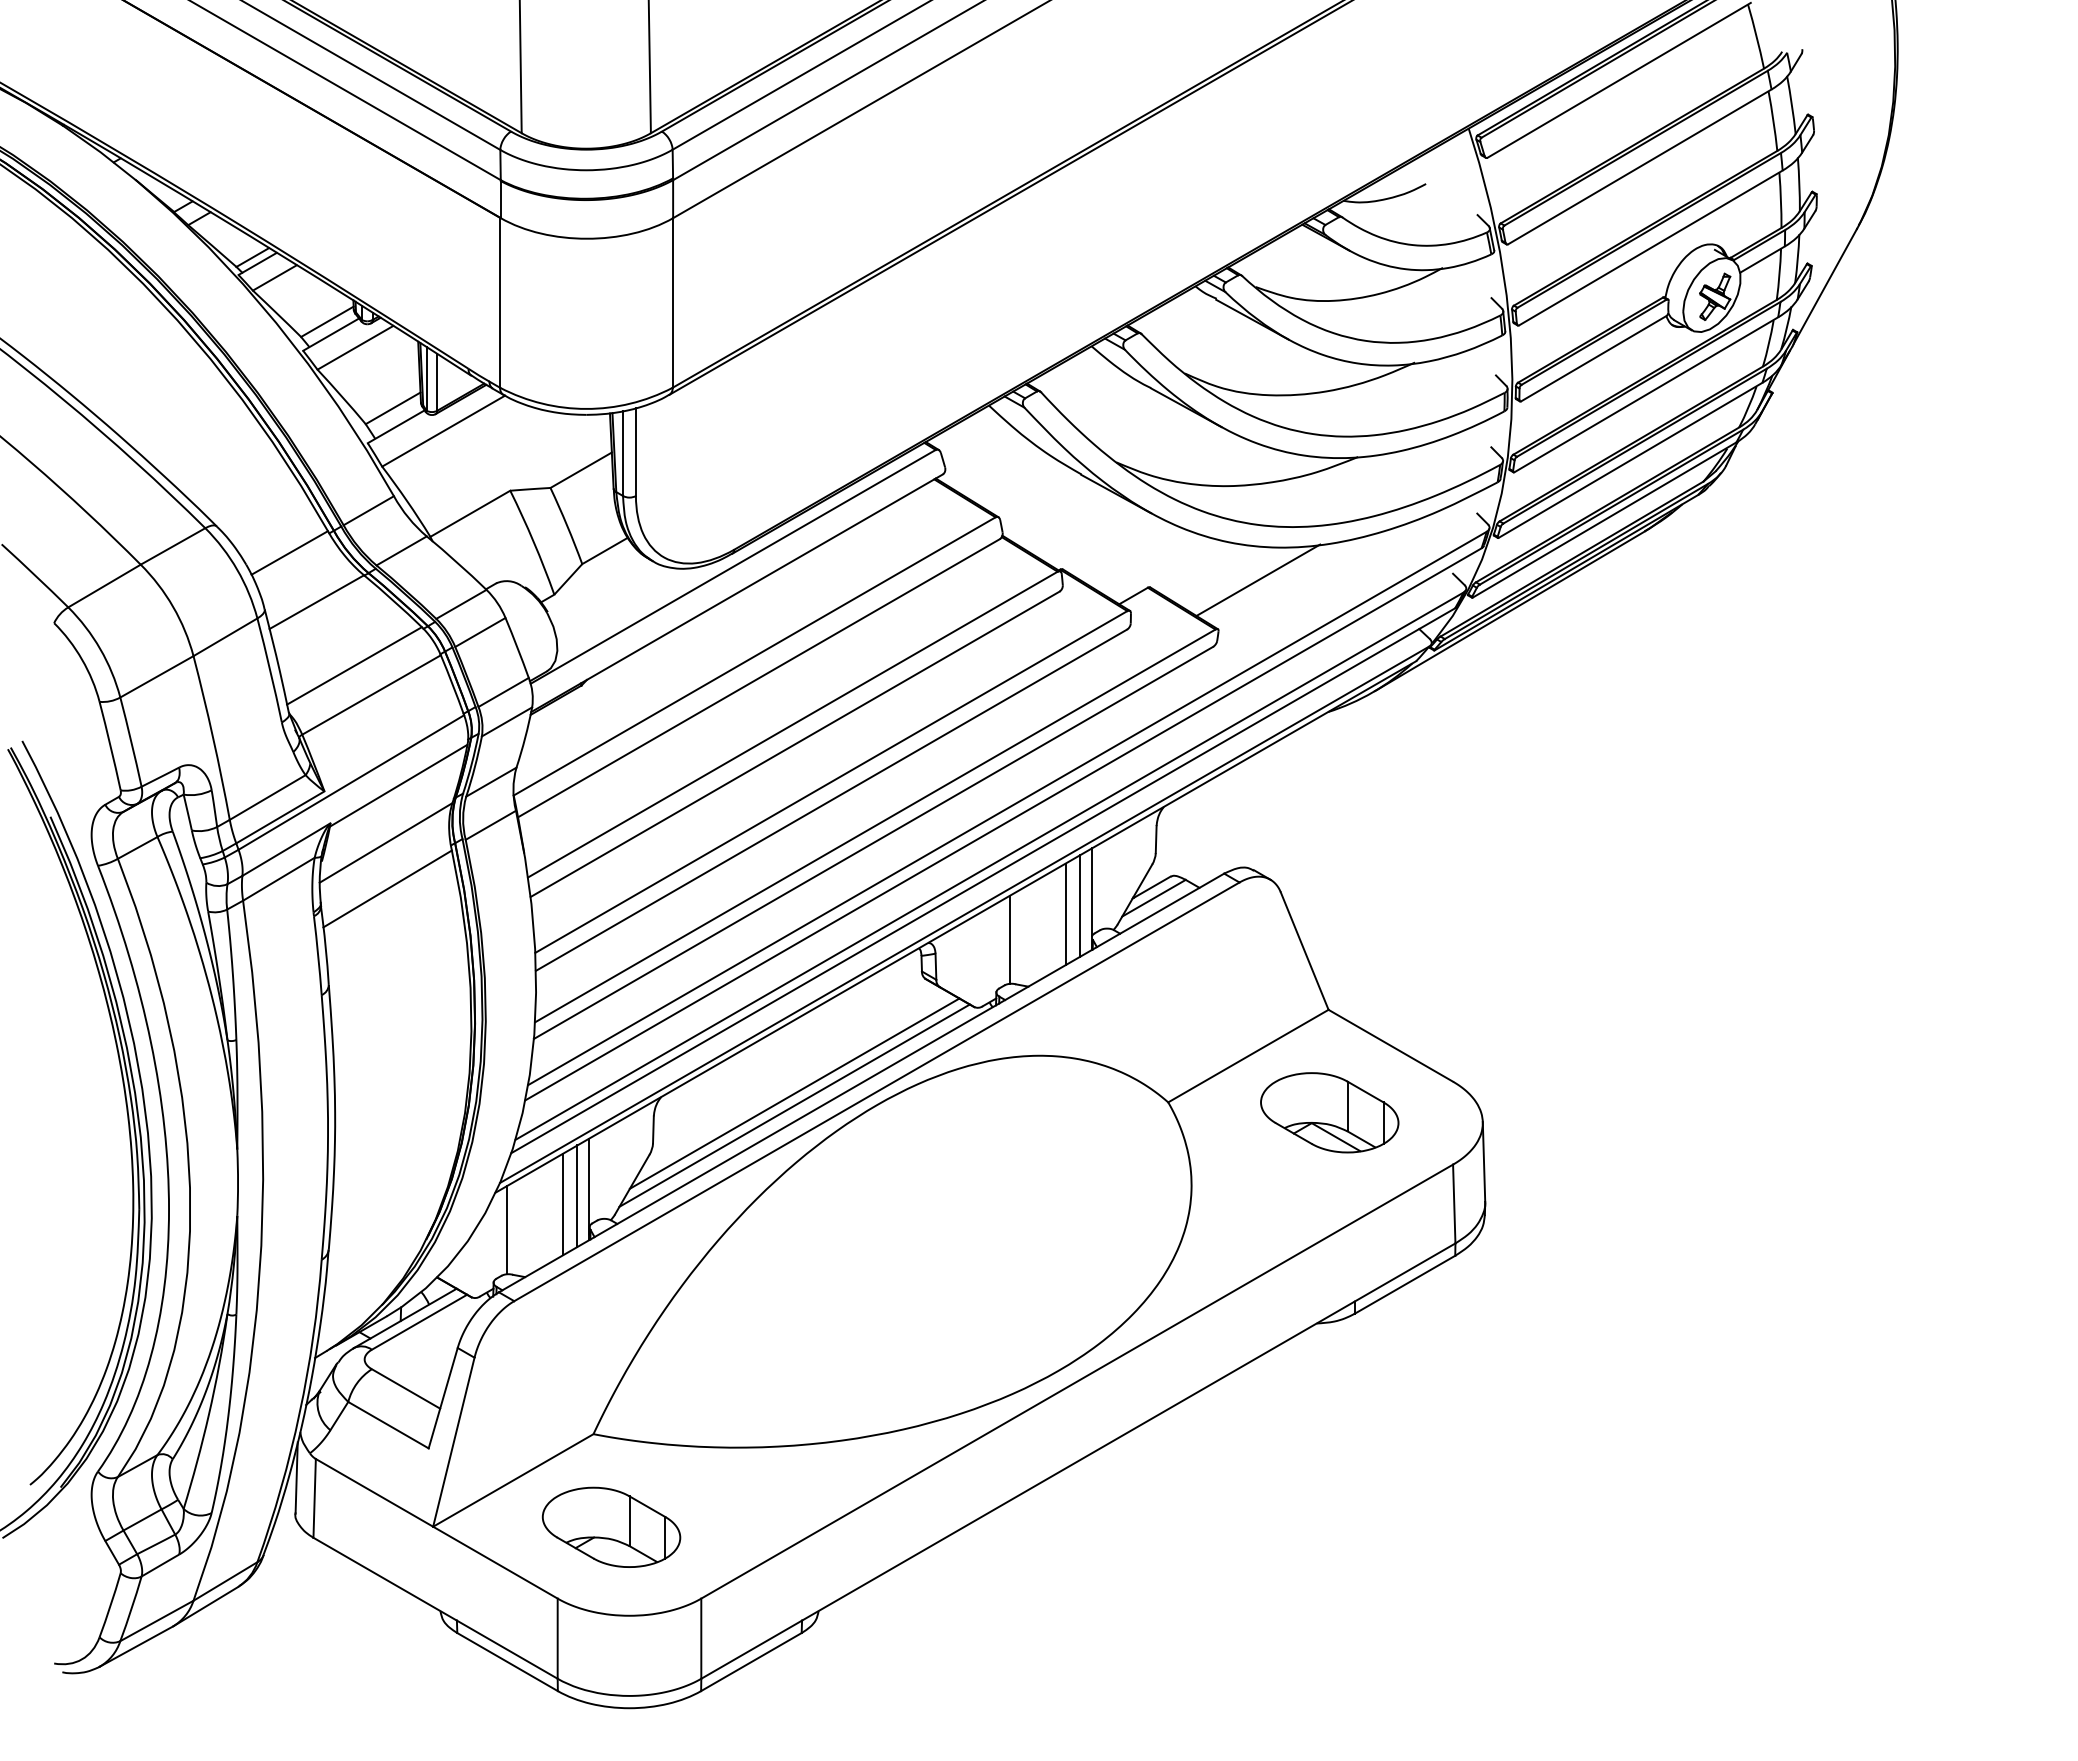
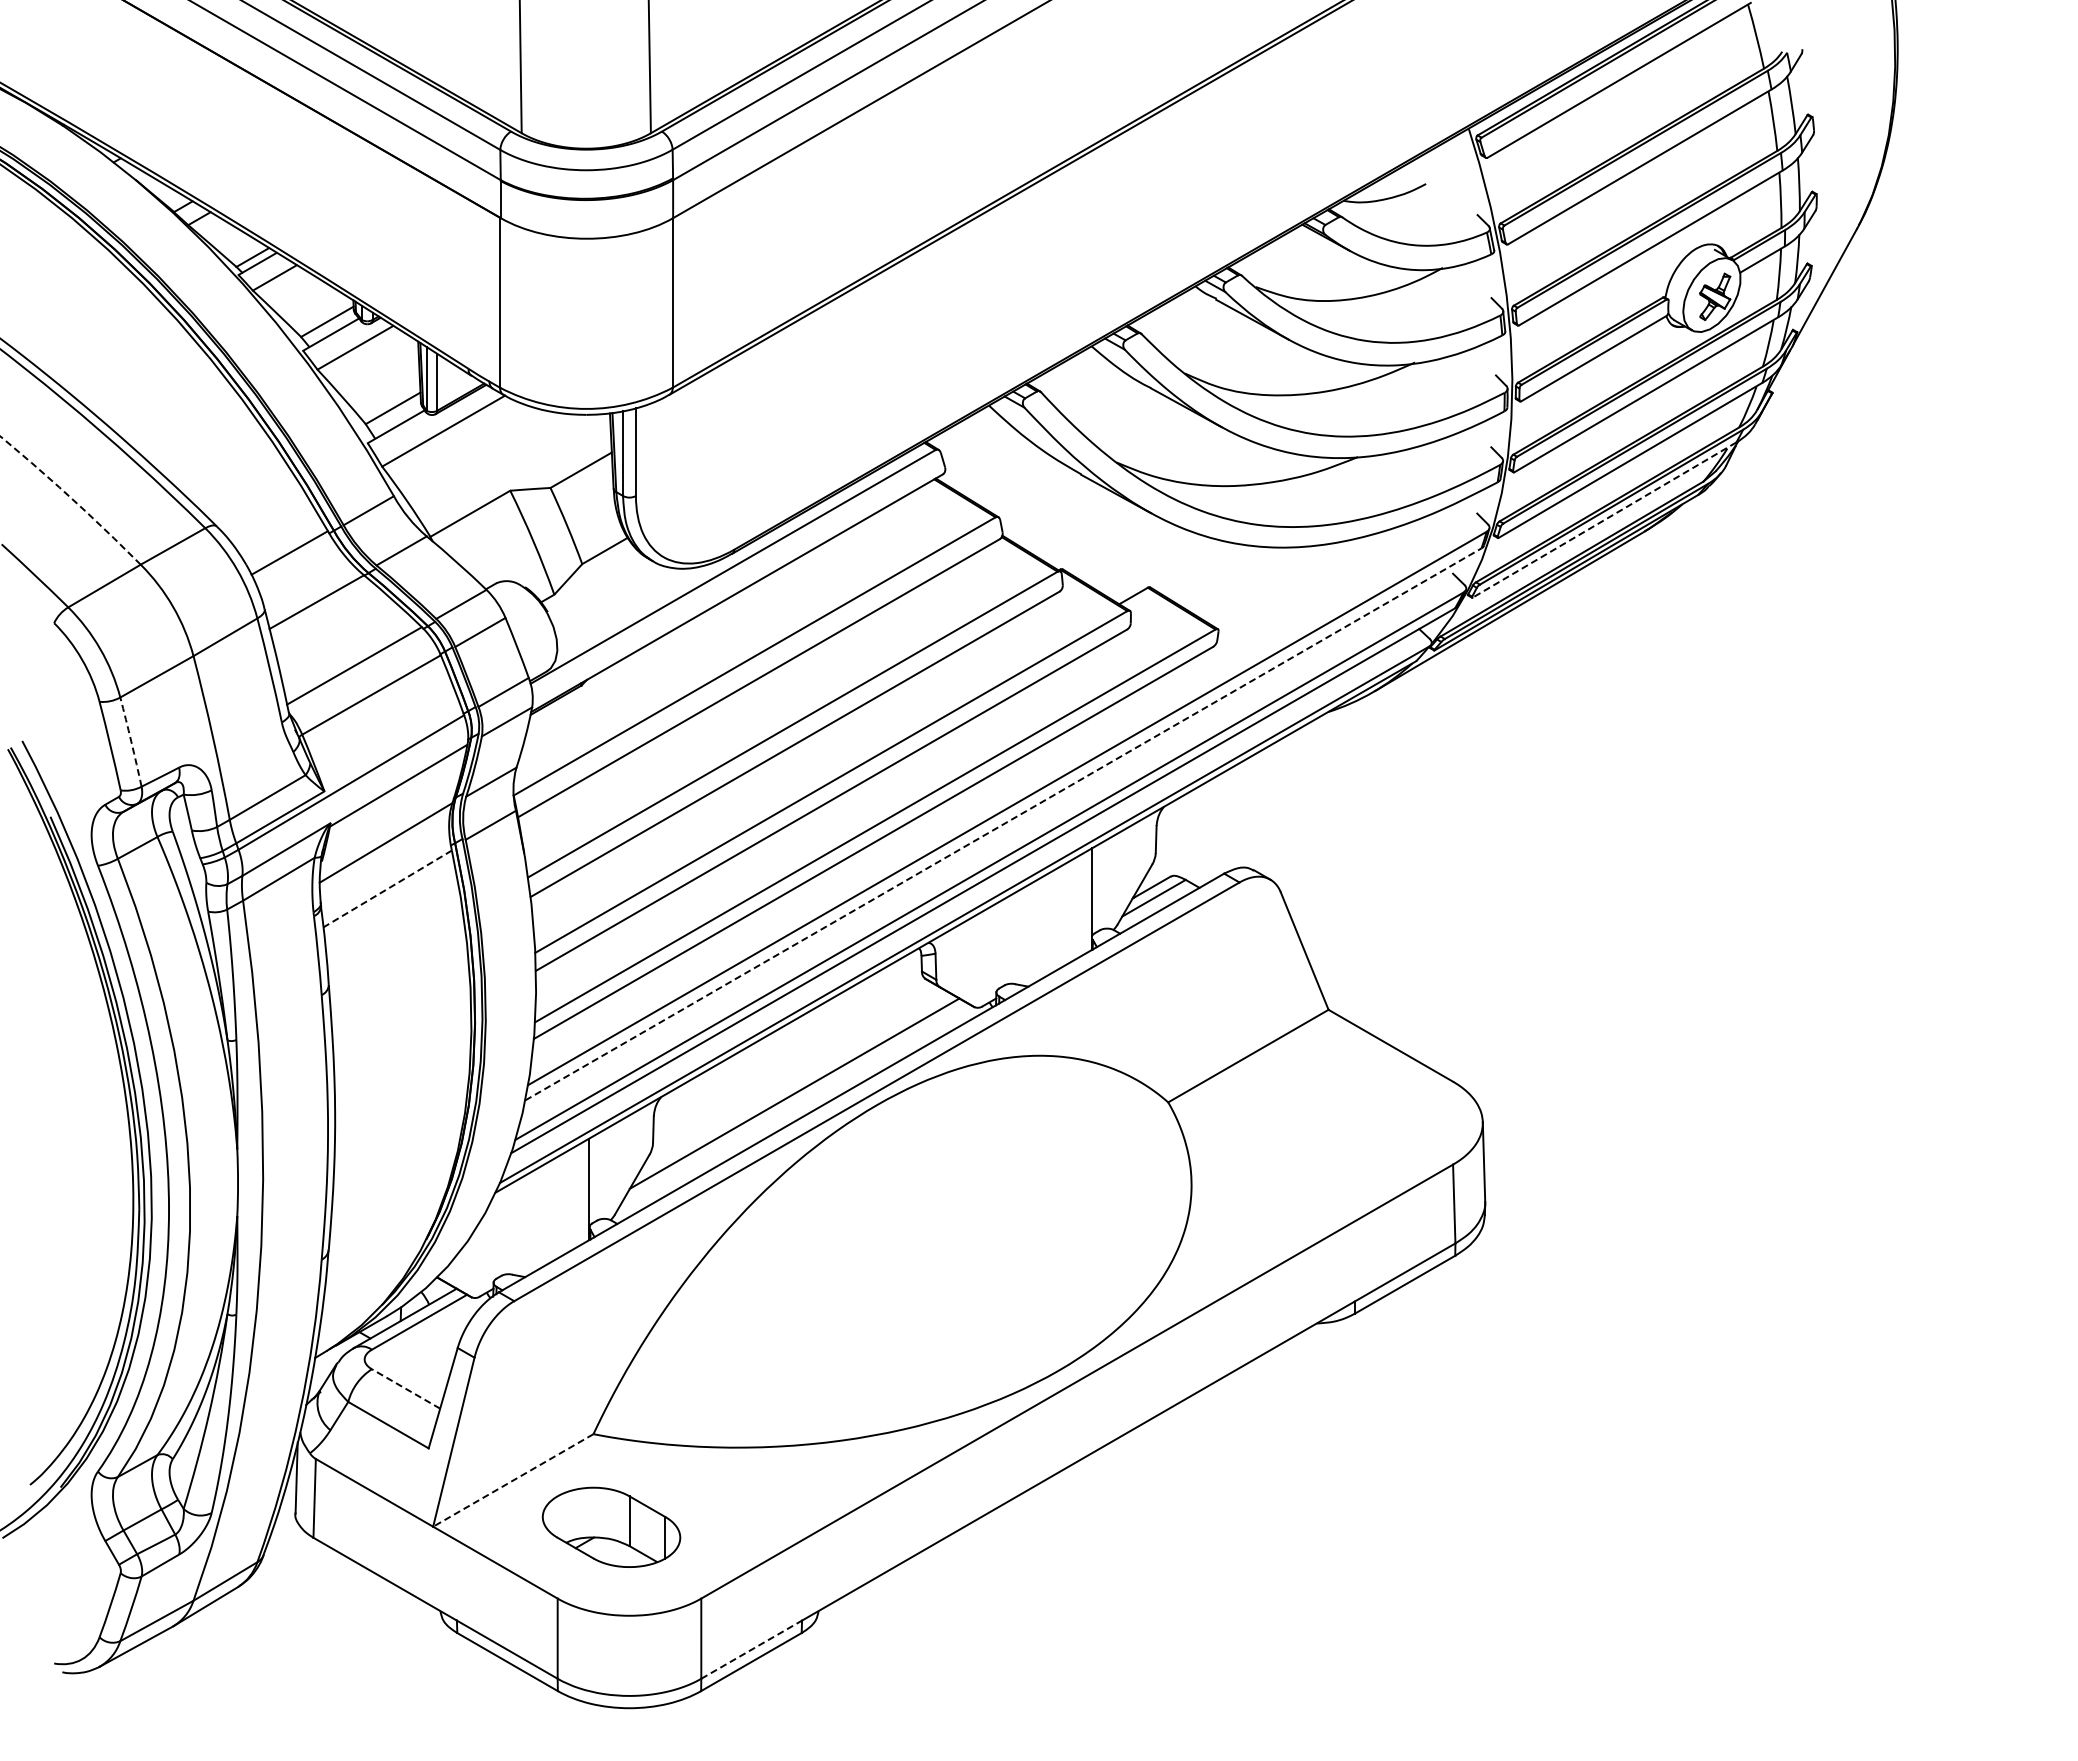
arc: solid -> dashed (71, 498)
line: solid -> dashed (1604, 519)
line: present -> none (1258, 579)
arc: solid -> dashed (131, 742)
line: solid -> dashed (1003, 824)
line: solid -> dashed (387, 888)
line: present -> none (1080, 905)
line: present -> none (1065, 914)
line: present -> none (1010, 939)
line: present -> none (794, 1105)
part: present -> none (1329, 1112)
line: present -> none (577, 1196)
line: present -> none (563, 1204)
line: present -> none (507, 1229)
line: solid -> dashed (405, 1388)
line: solid -> dashed (513, 1480)
line: solid -> dashed (752, 1649)
